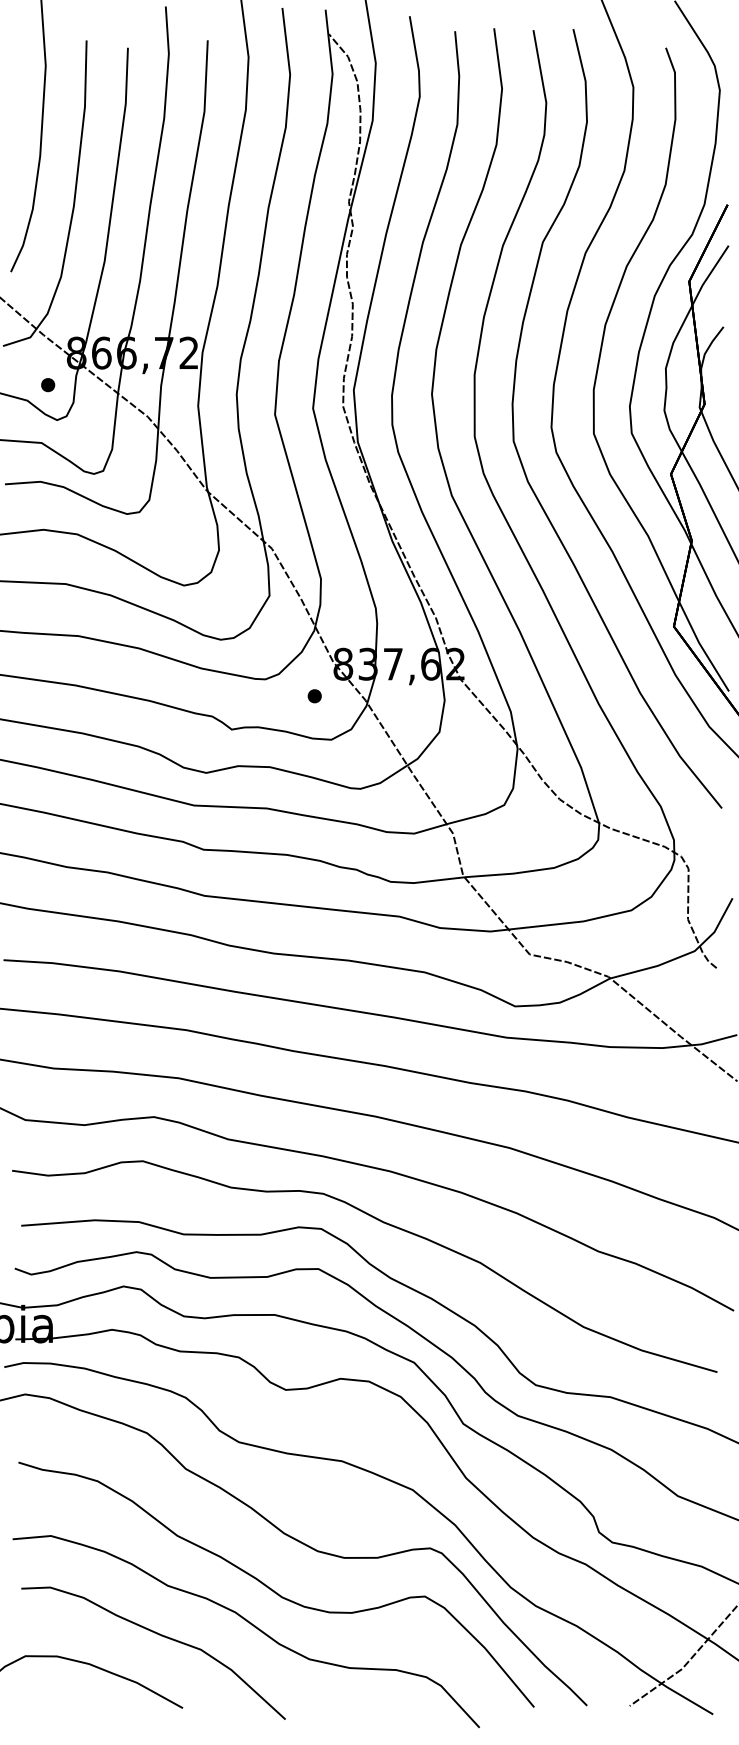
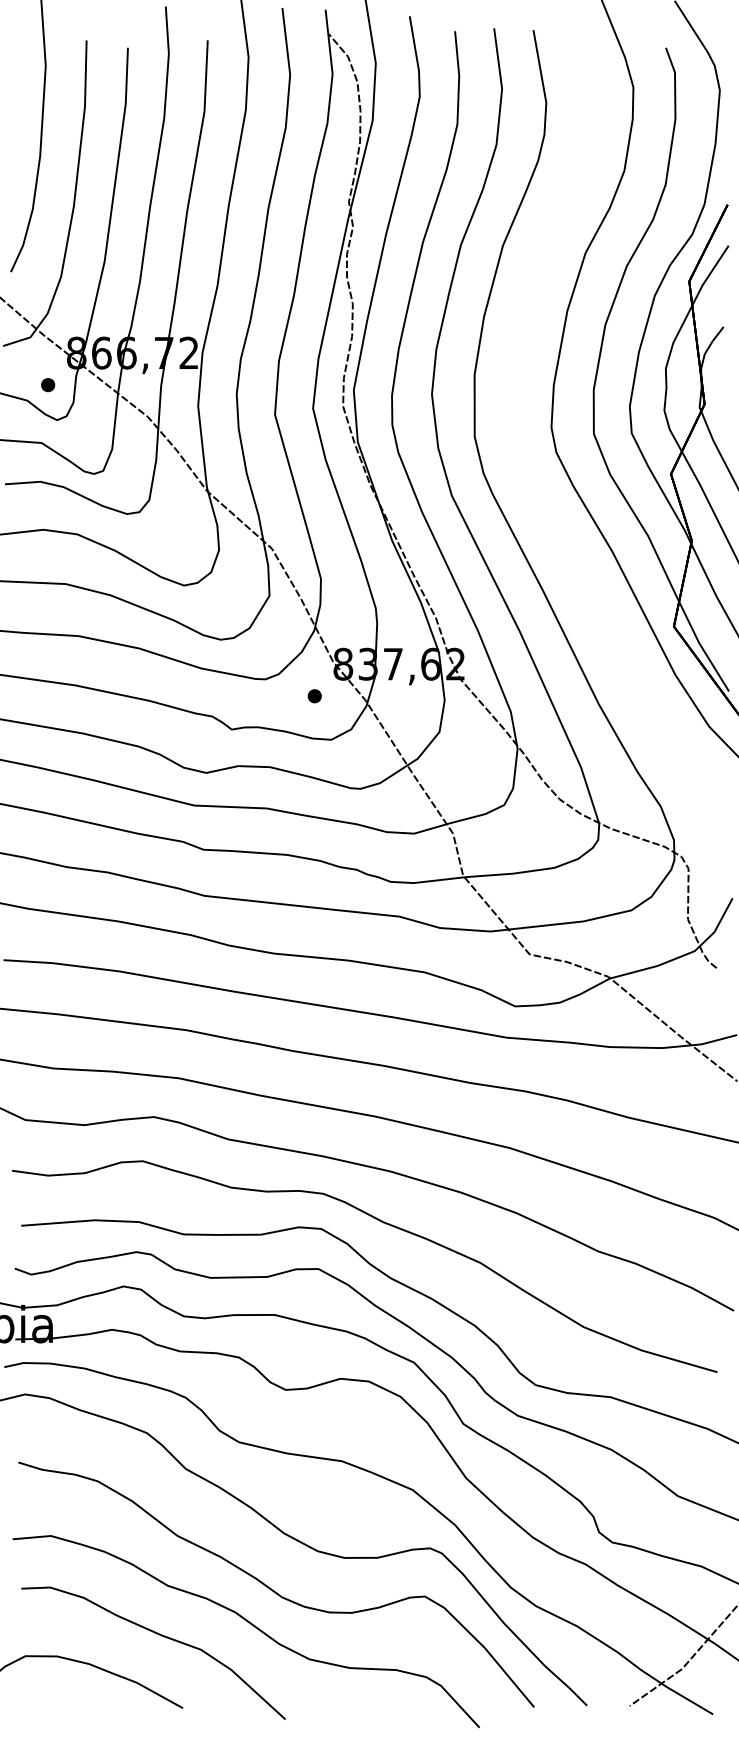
curve: present -> none (514, 424)
